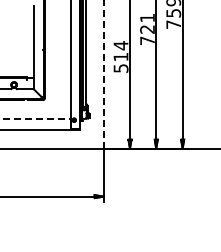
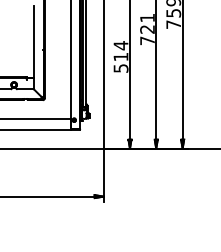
line: dashed -> solid (103, 73)
line: dashed -> solid (35, 118)
